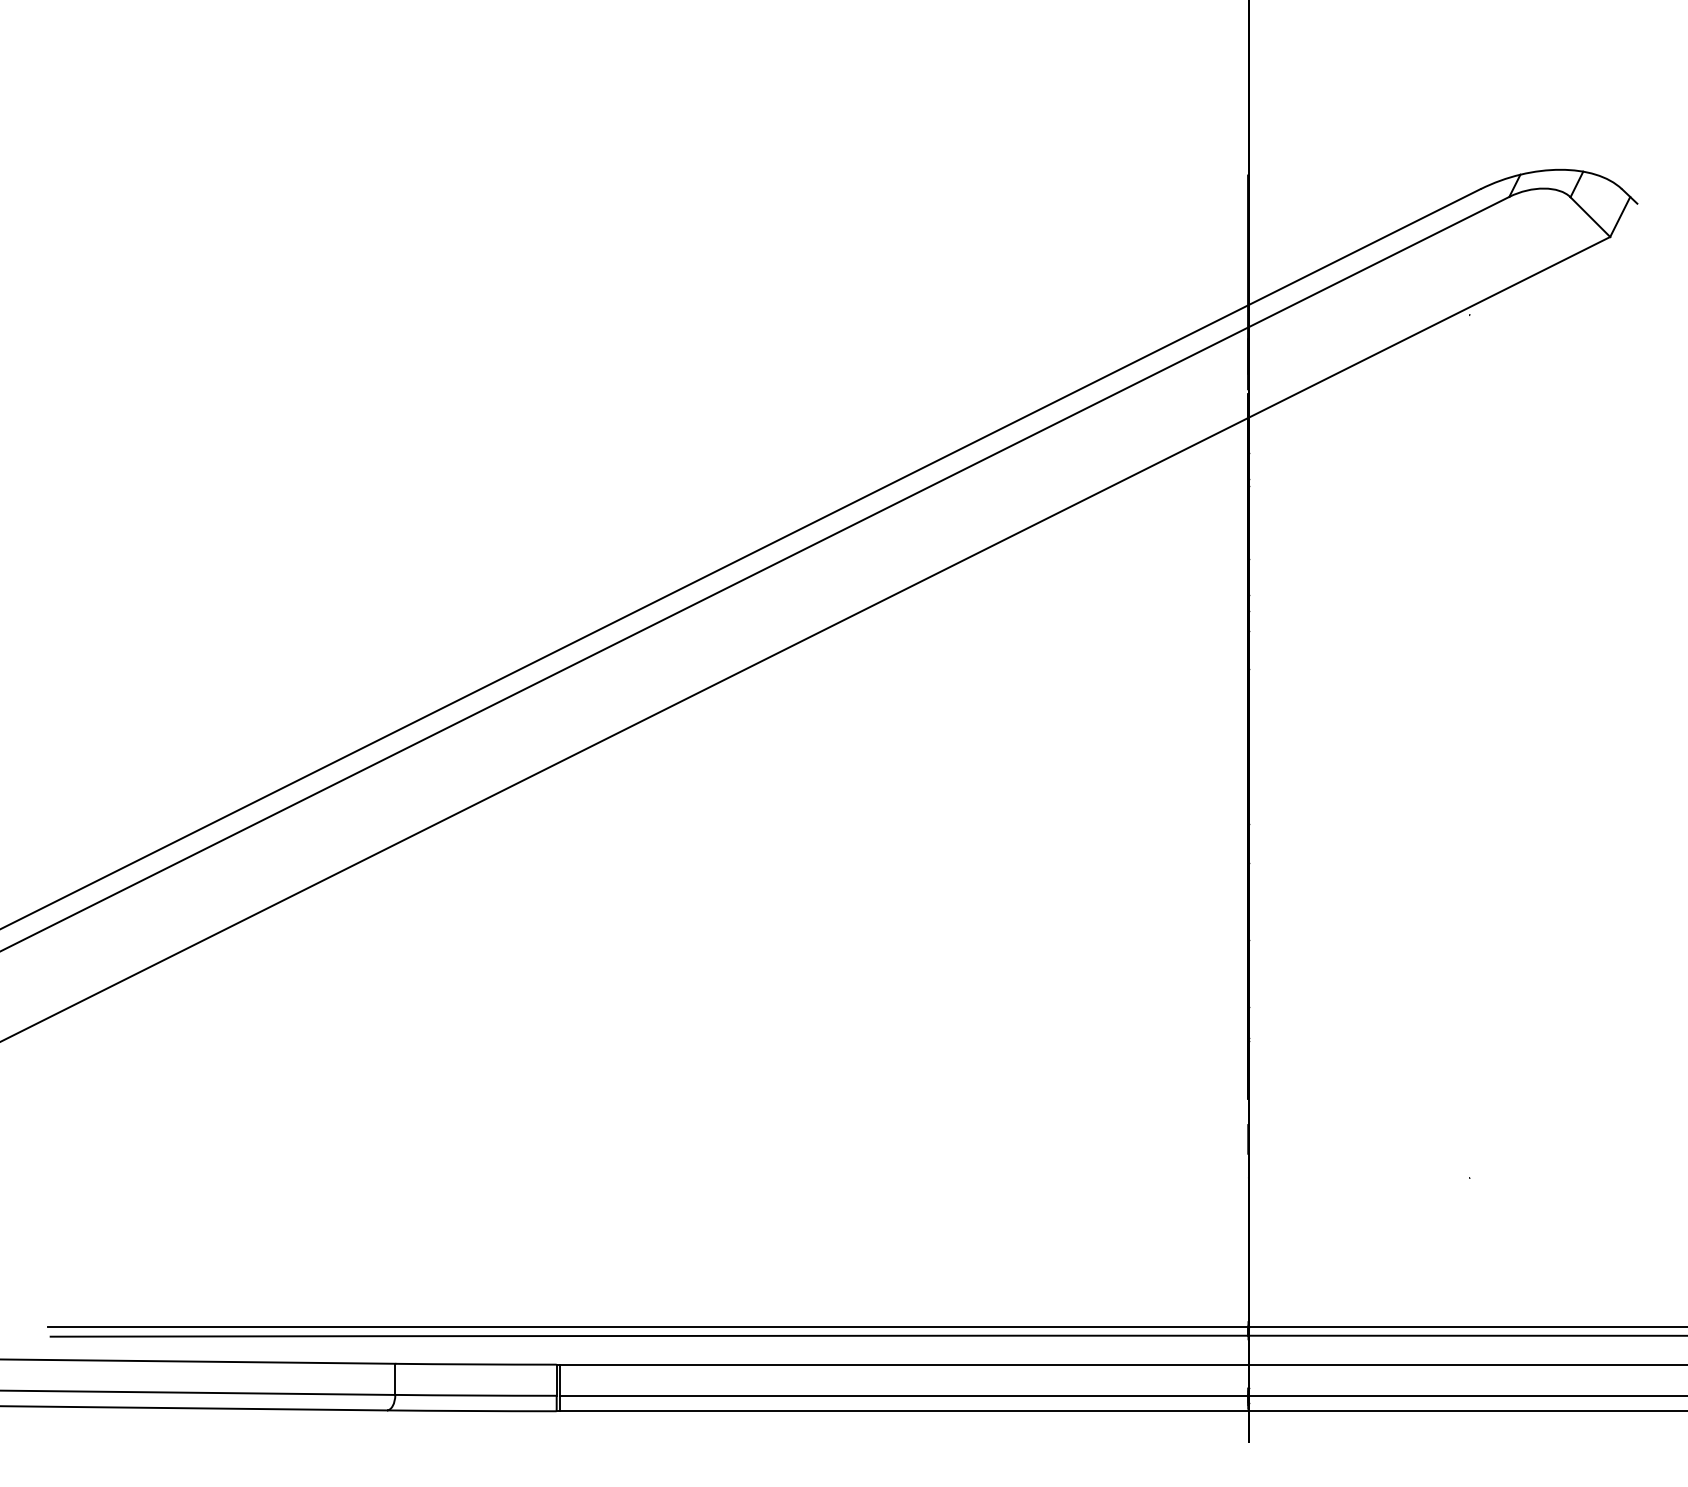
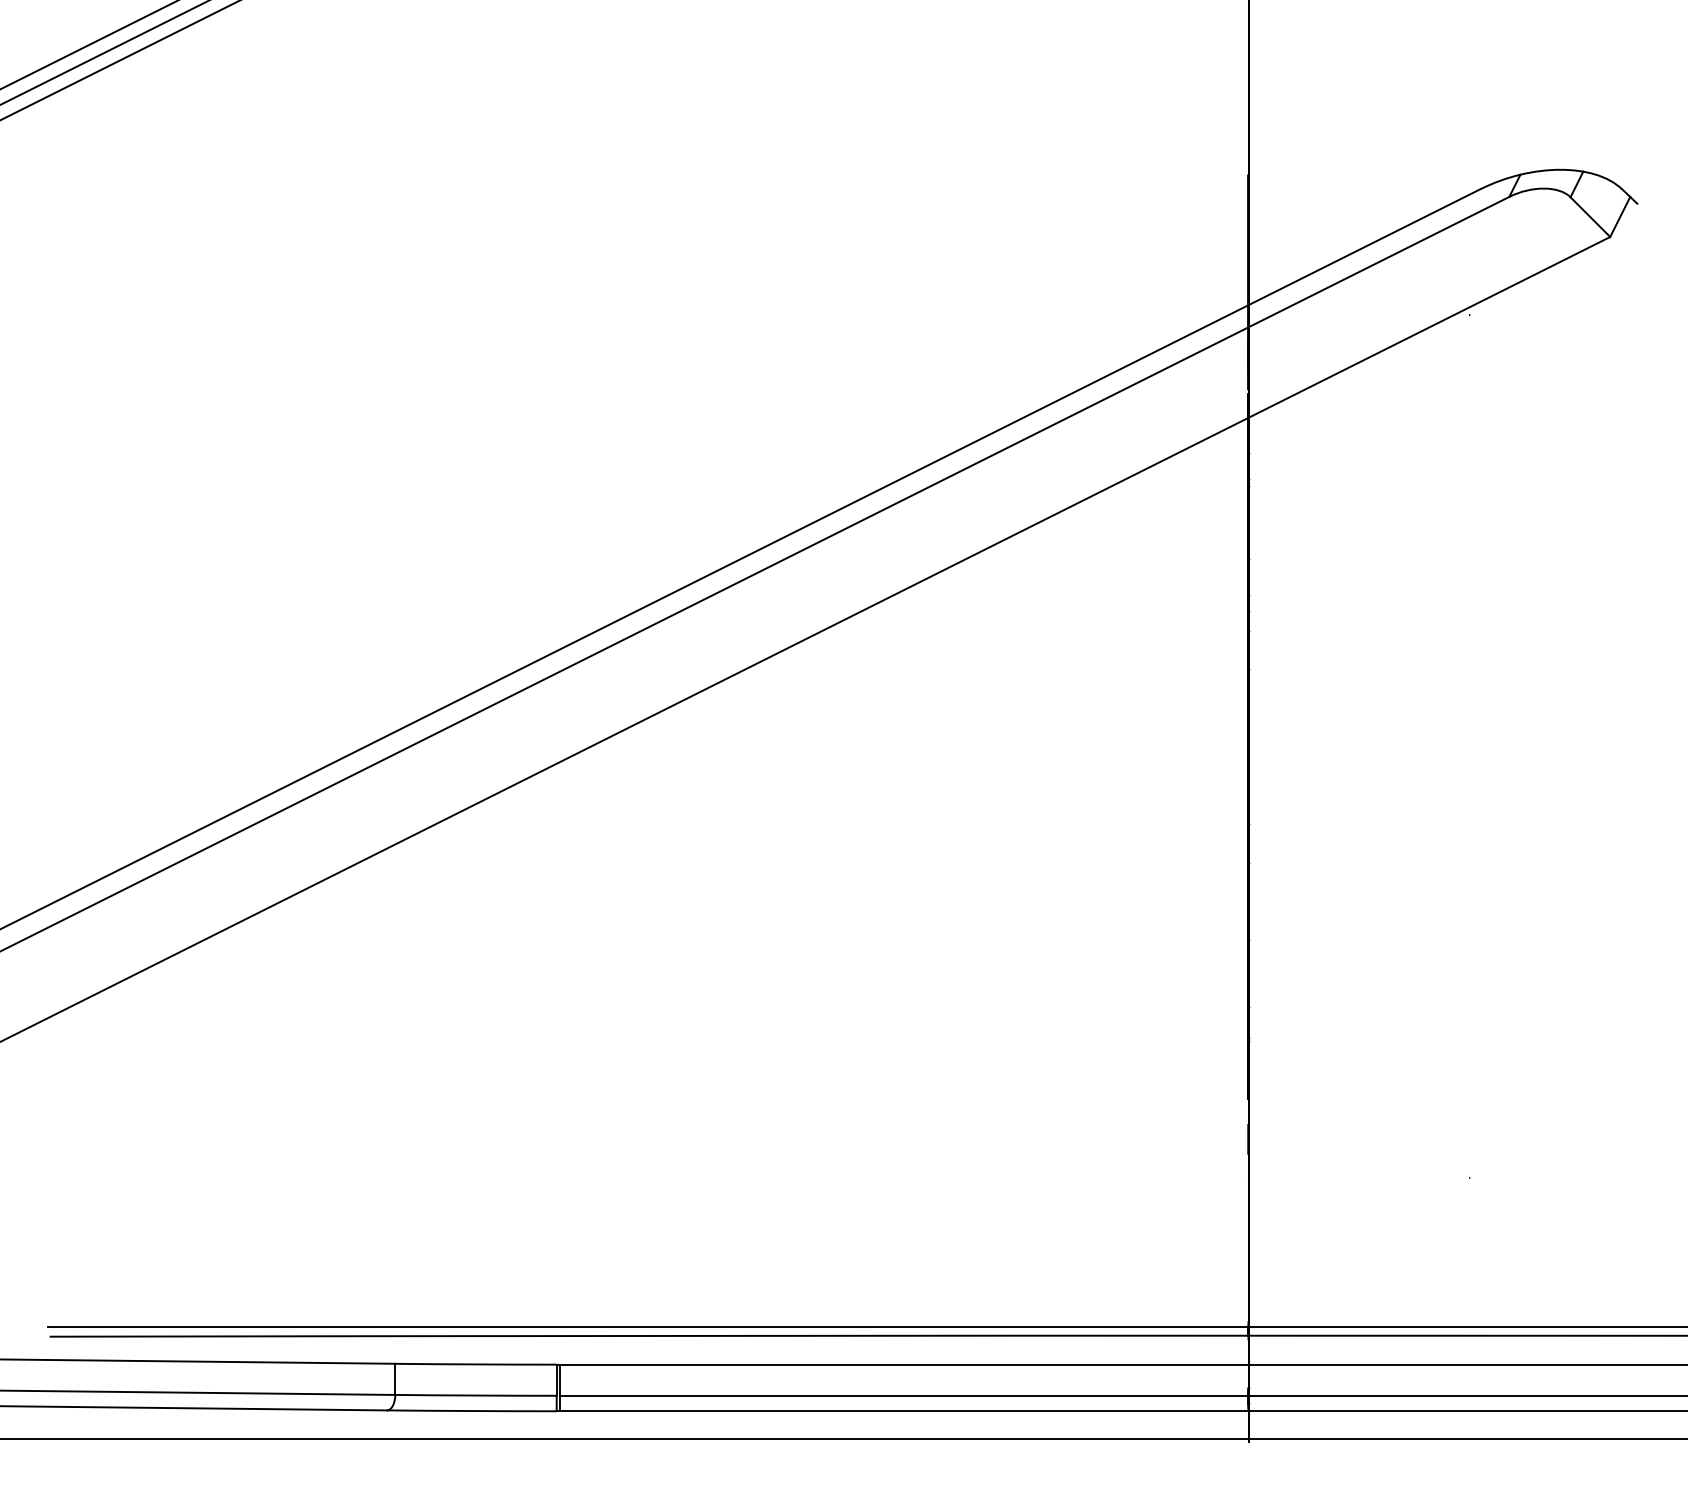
line: none -> present (88, 45)
line: none -> present (104, 52)
line: none -> present (119, 60)
line: none -> present (843, 1439)
